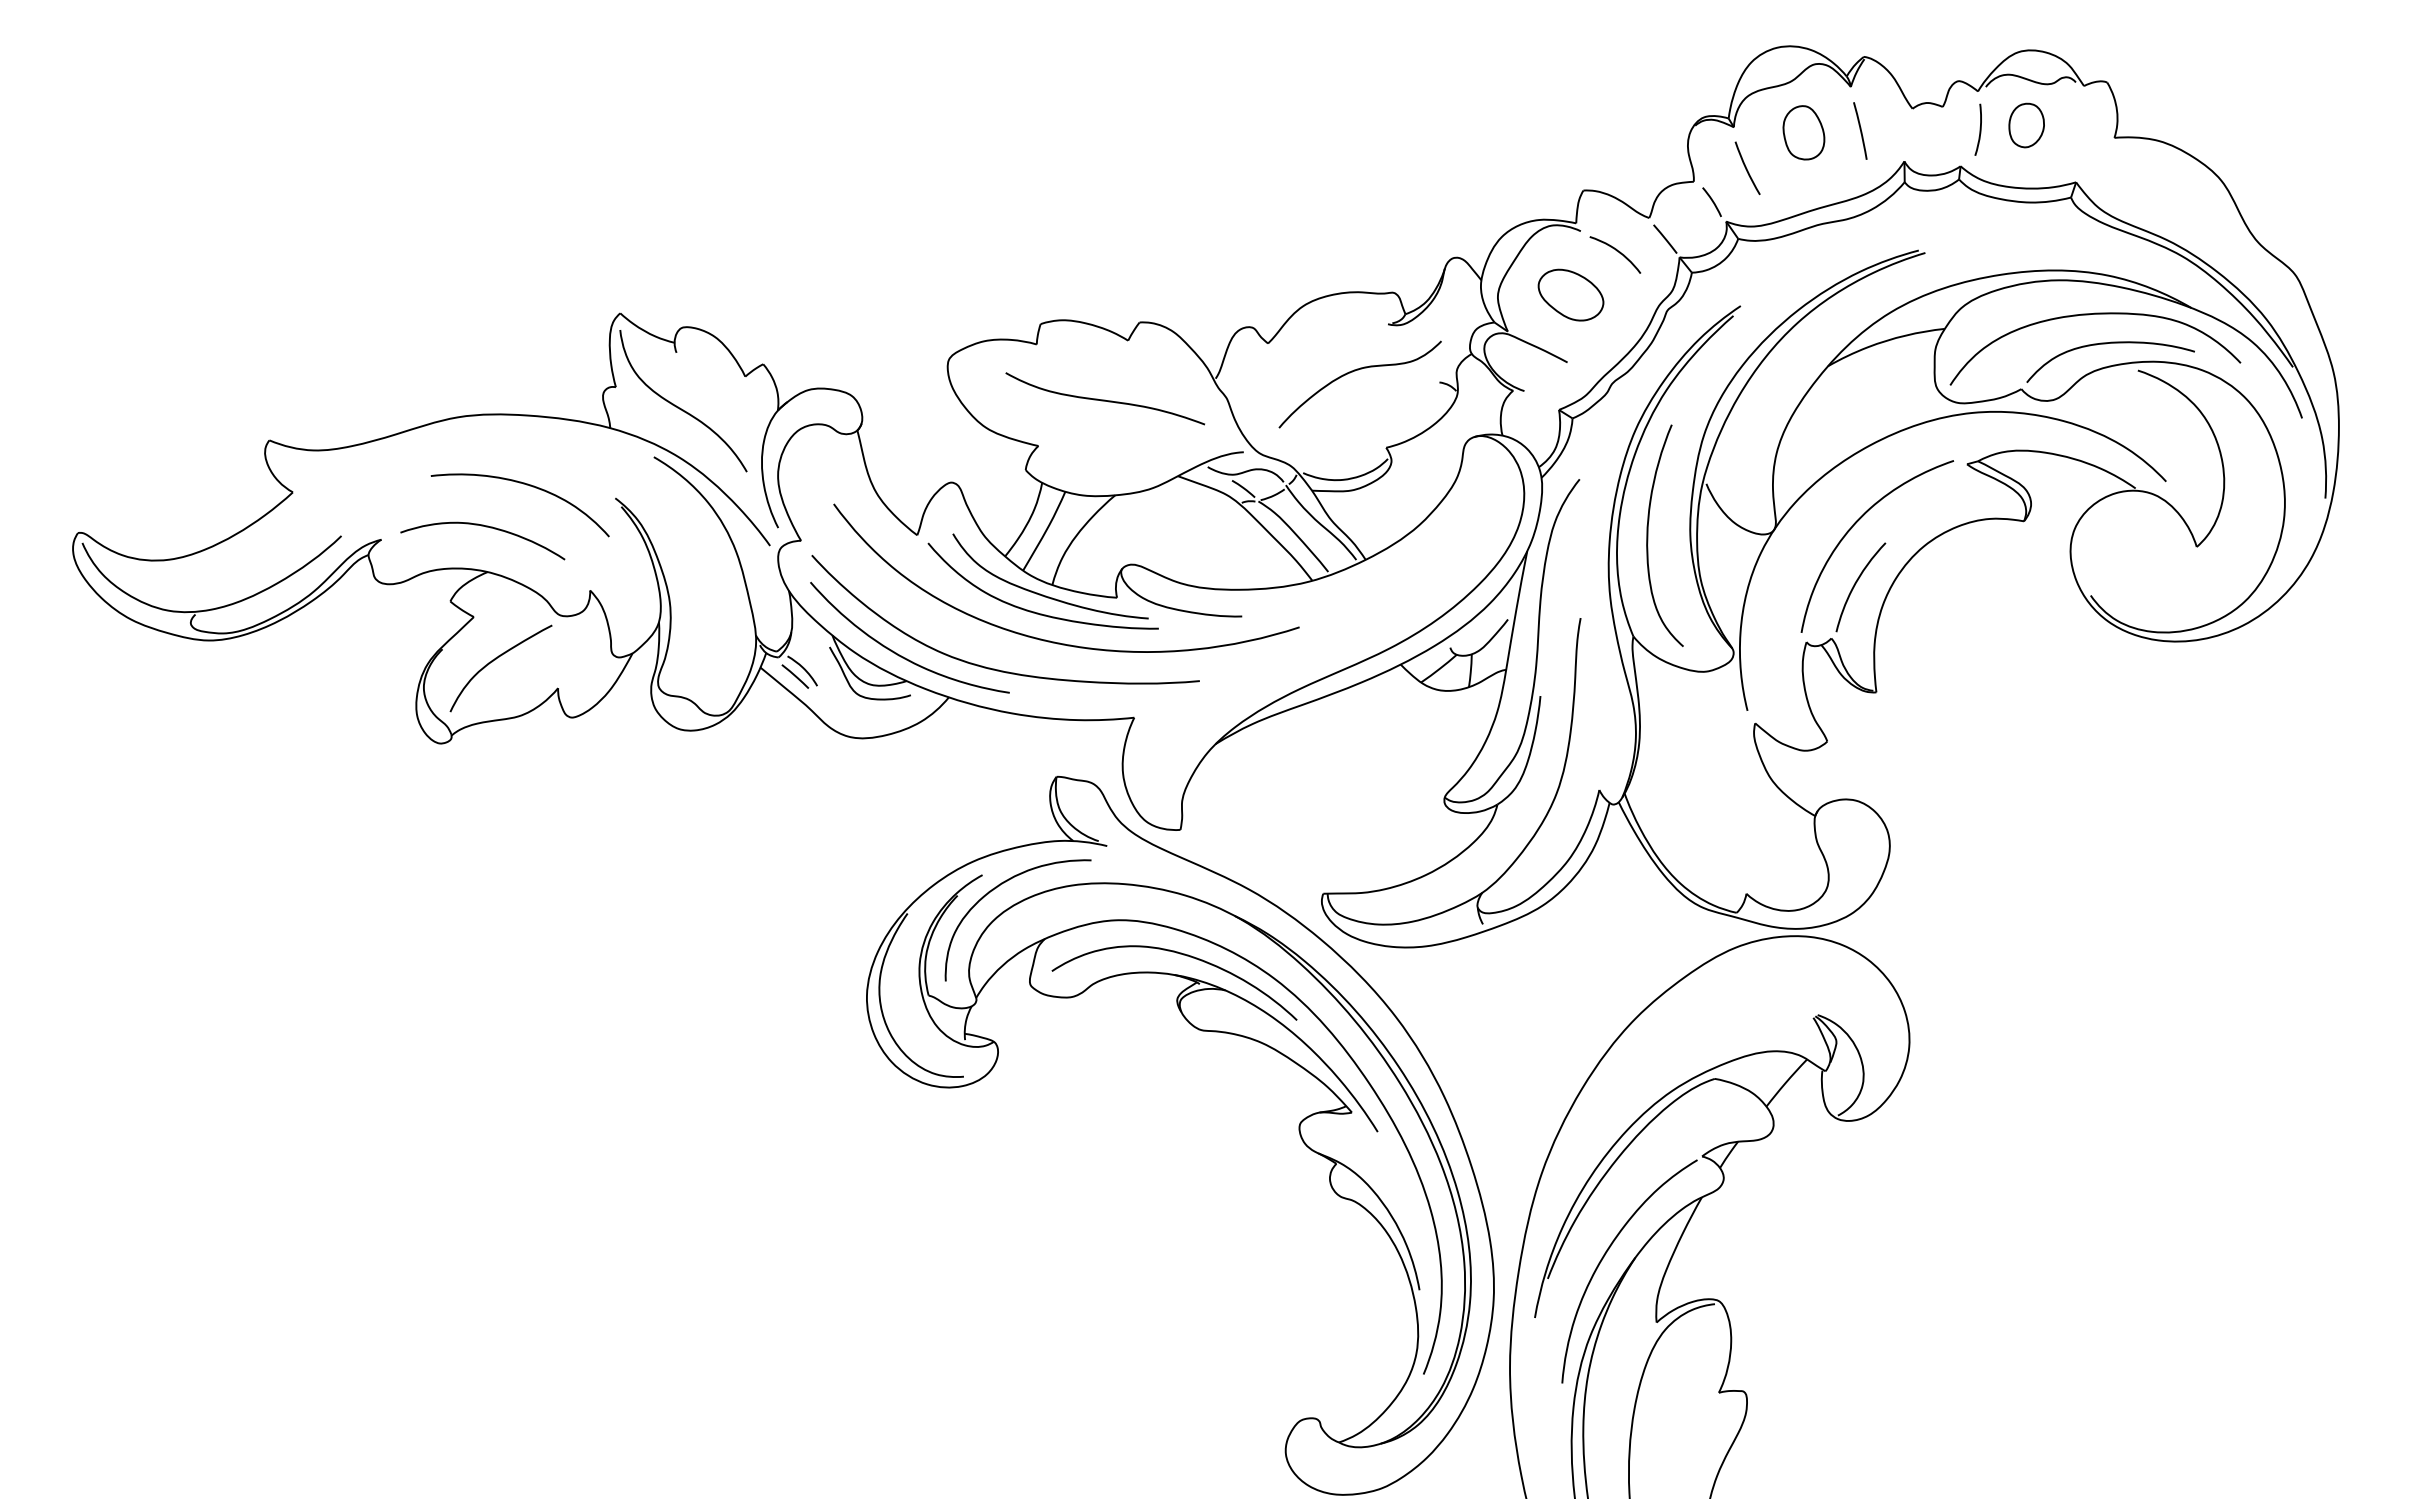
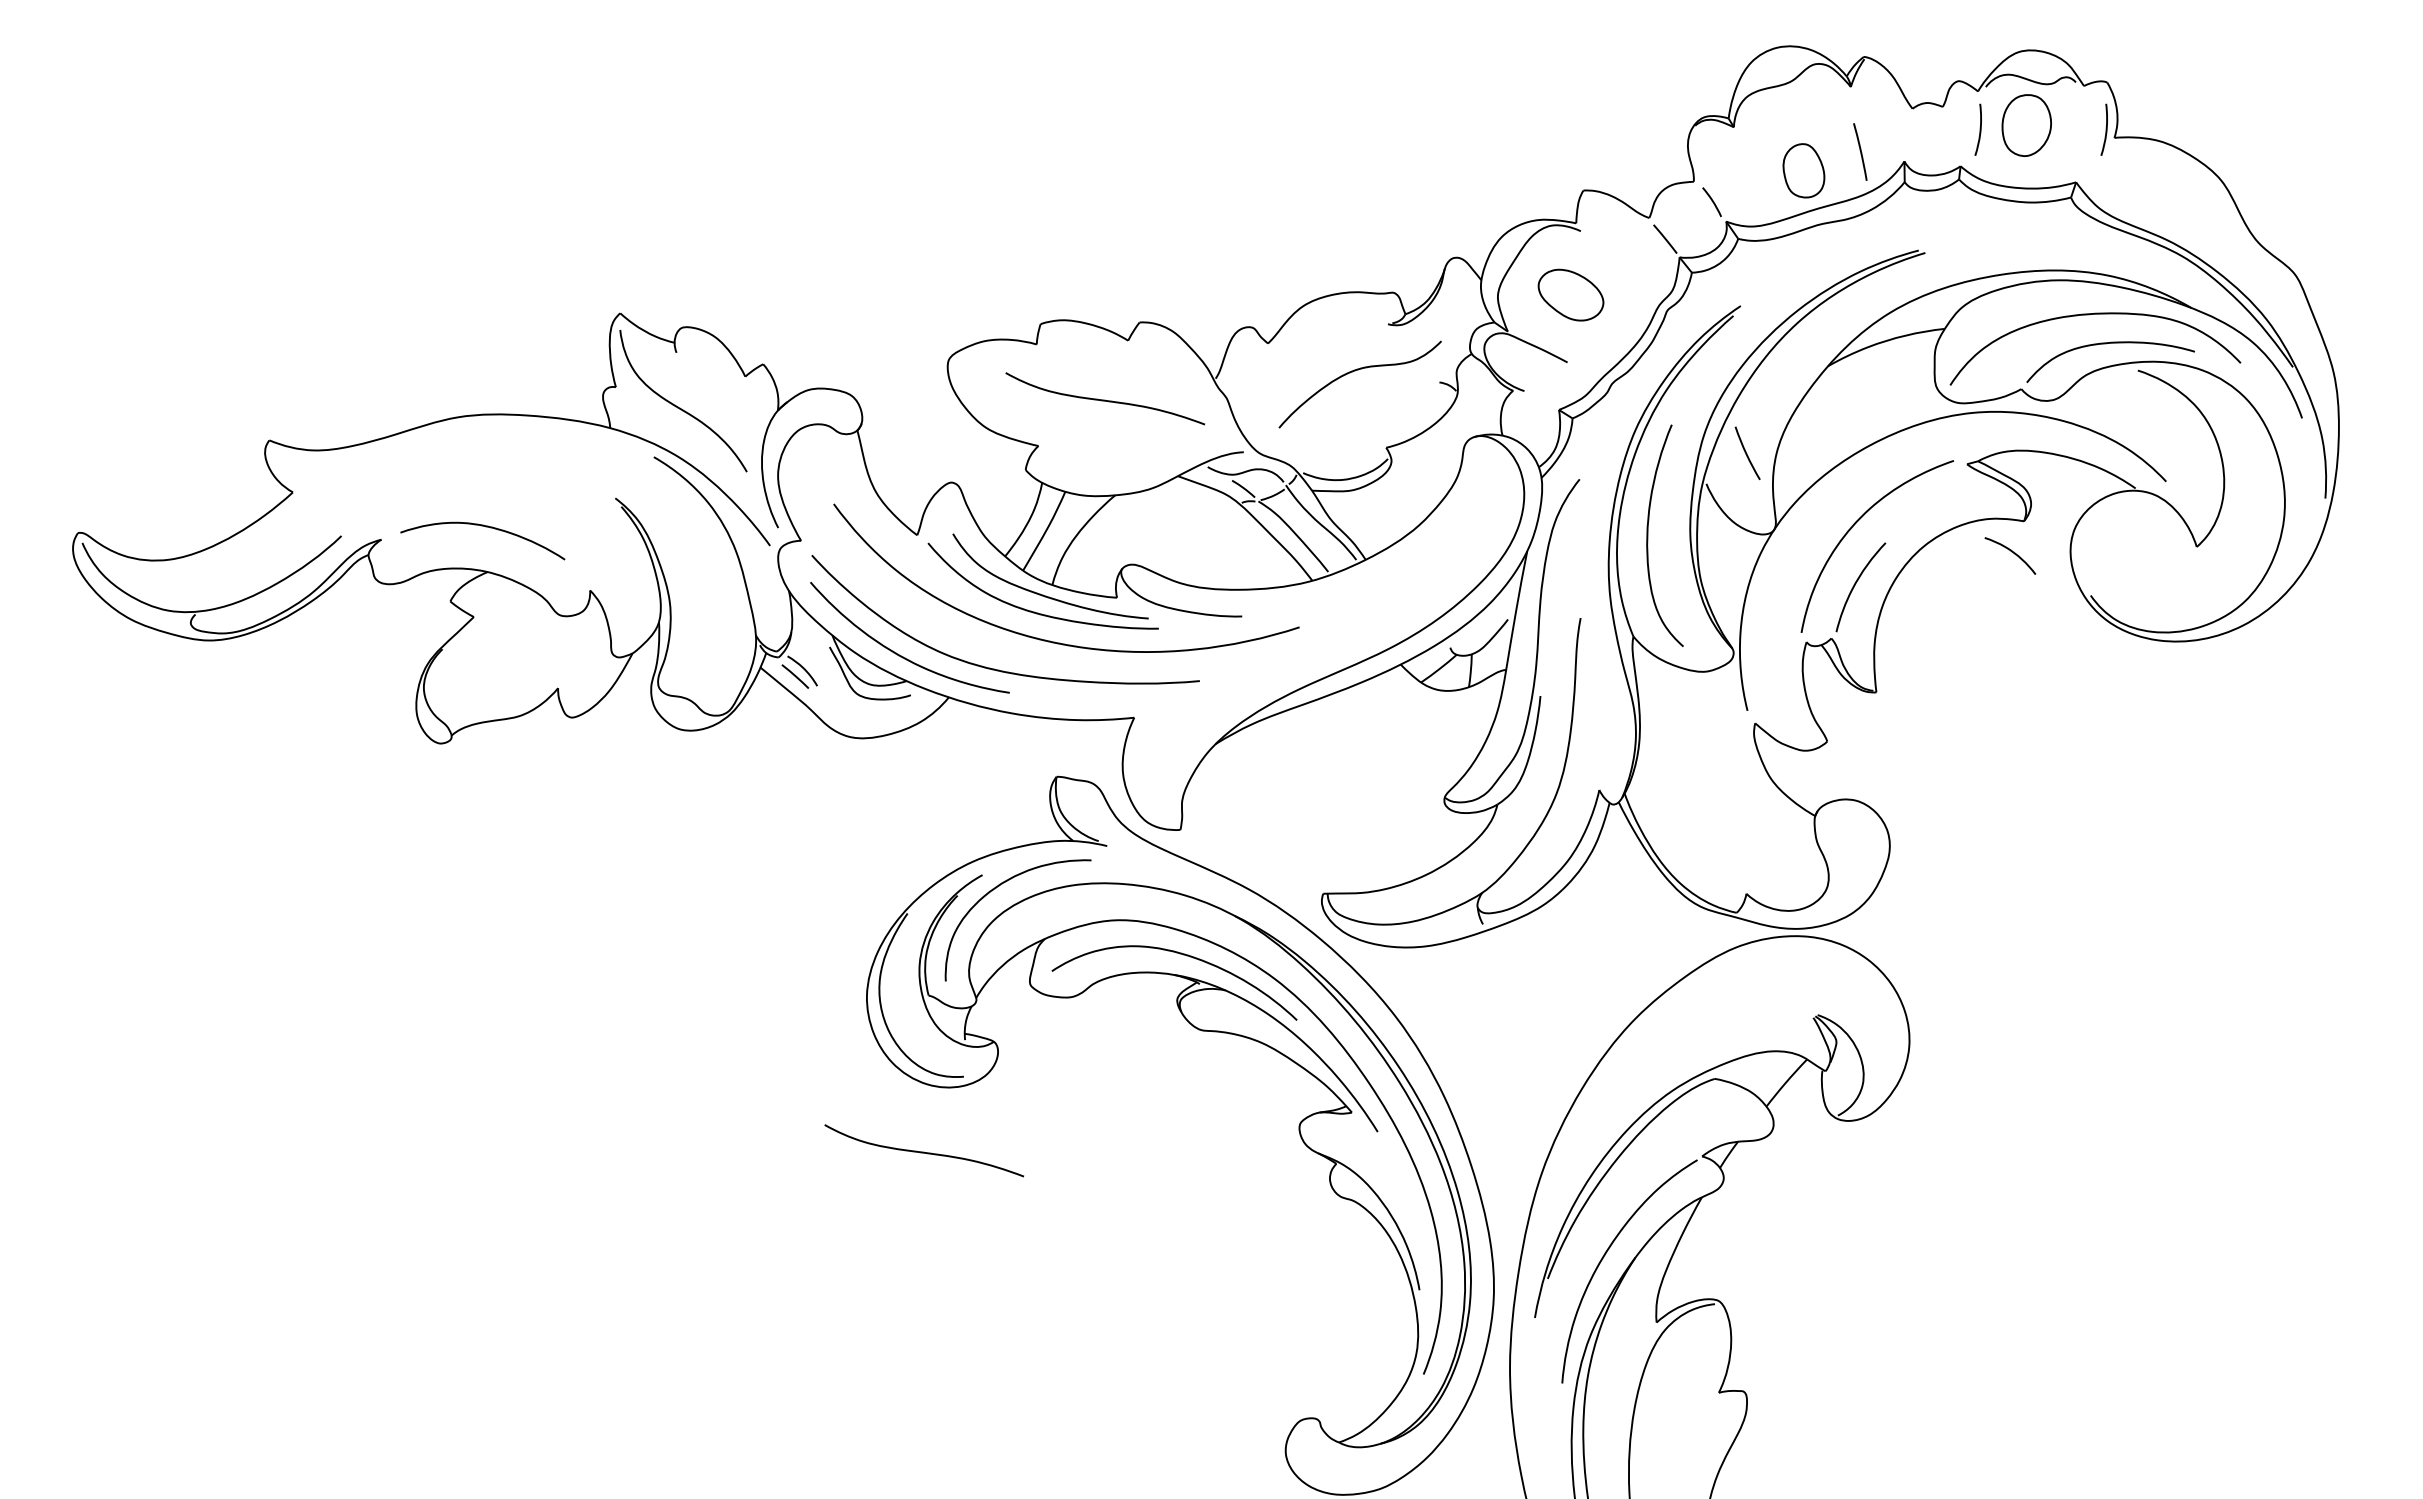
part size: 37x47 px -> 51x63 px (2026, 125)
curve: none -> present (2105, 129)
line position: (1860, 130) -> (1860, 151) (1860, 151)
part position: (1803, 132) -> (1803, 170) (1803, 170)
curve position: (1747, 168) -> (1747, 453) (1747, 453)
curve position: (1616, 251) -> (2011, 552) (2011, 552)
curve: present -> none (526, 485)
curve: present -> none (495, 660)
curve: none -> present (923, 1151)
